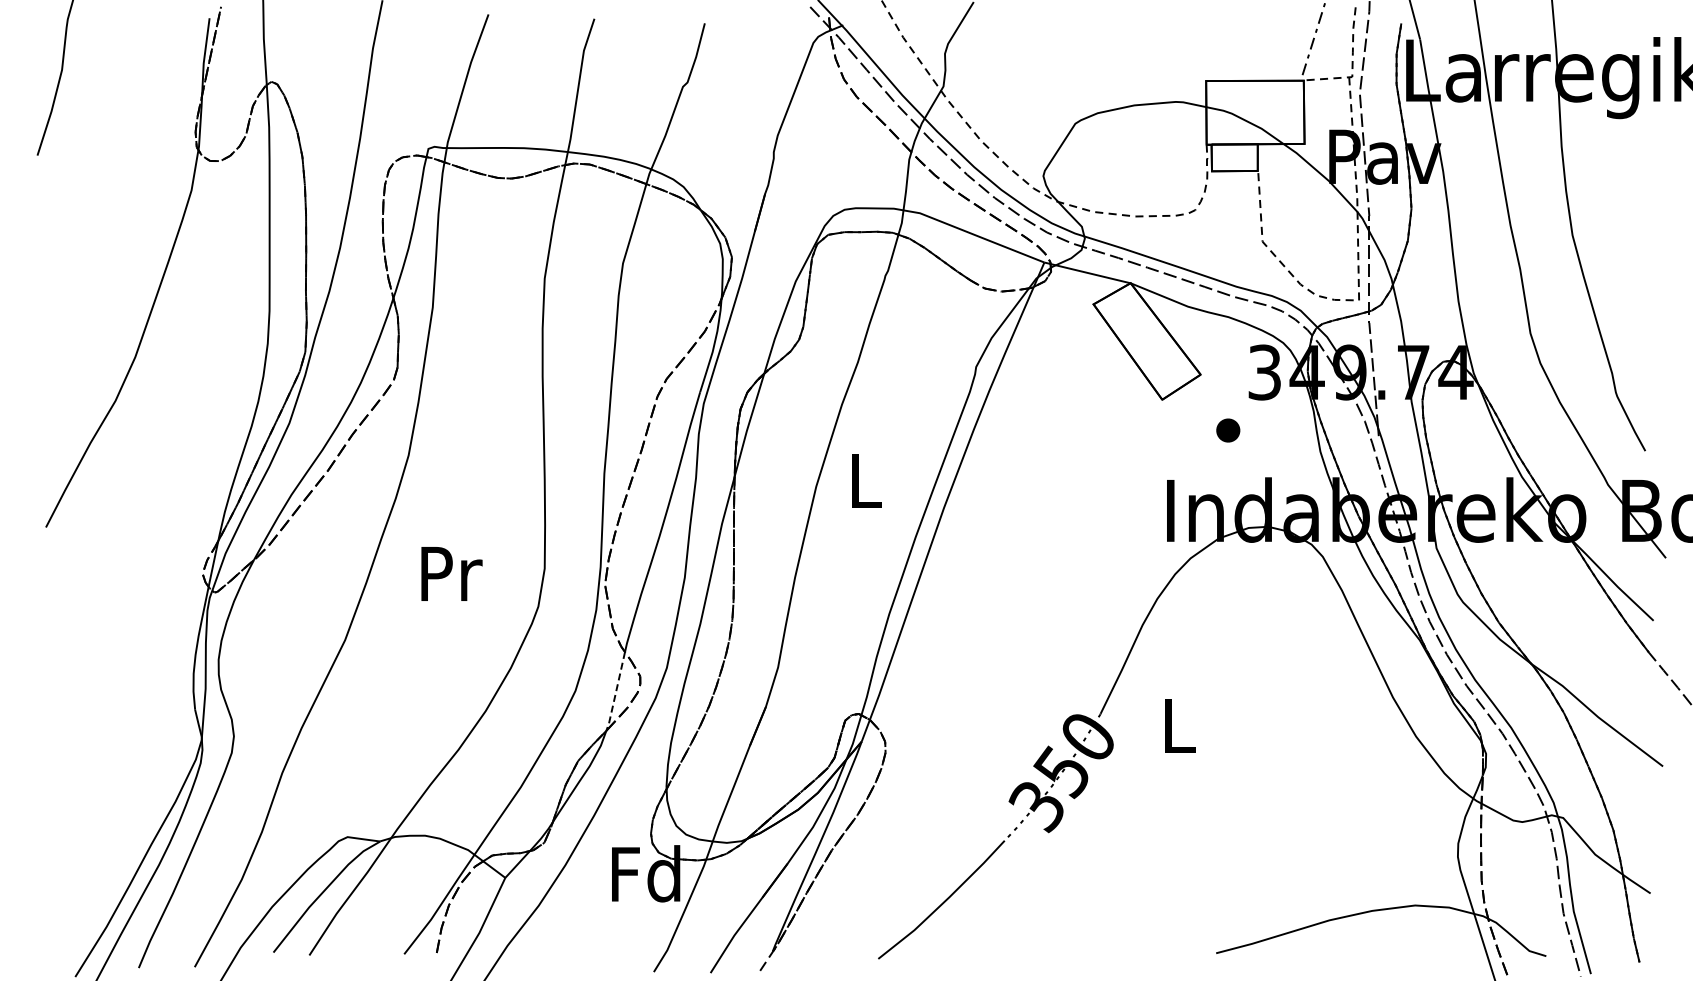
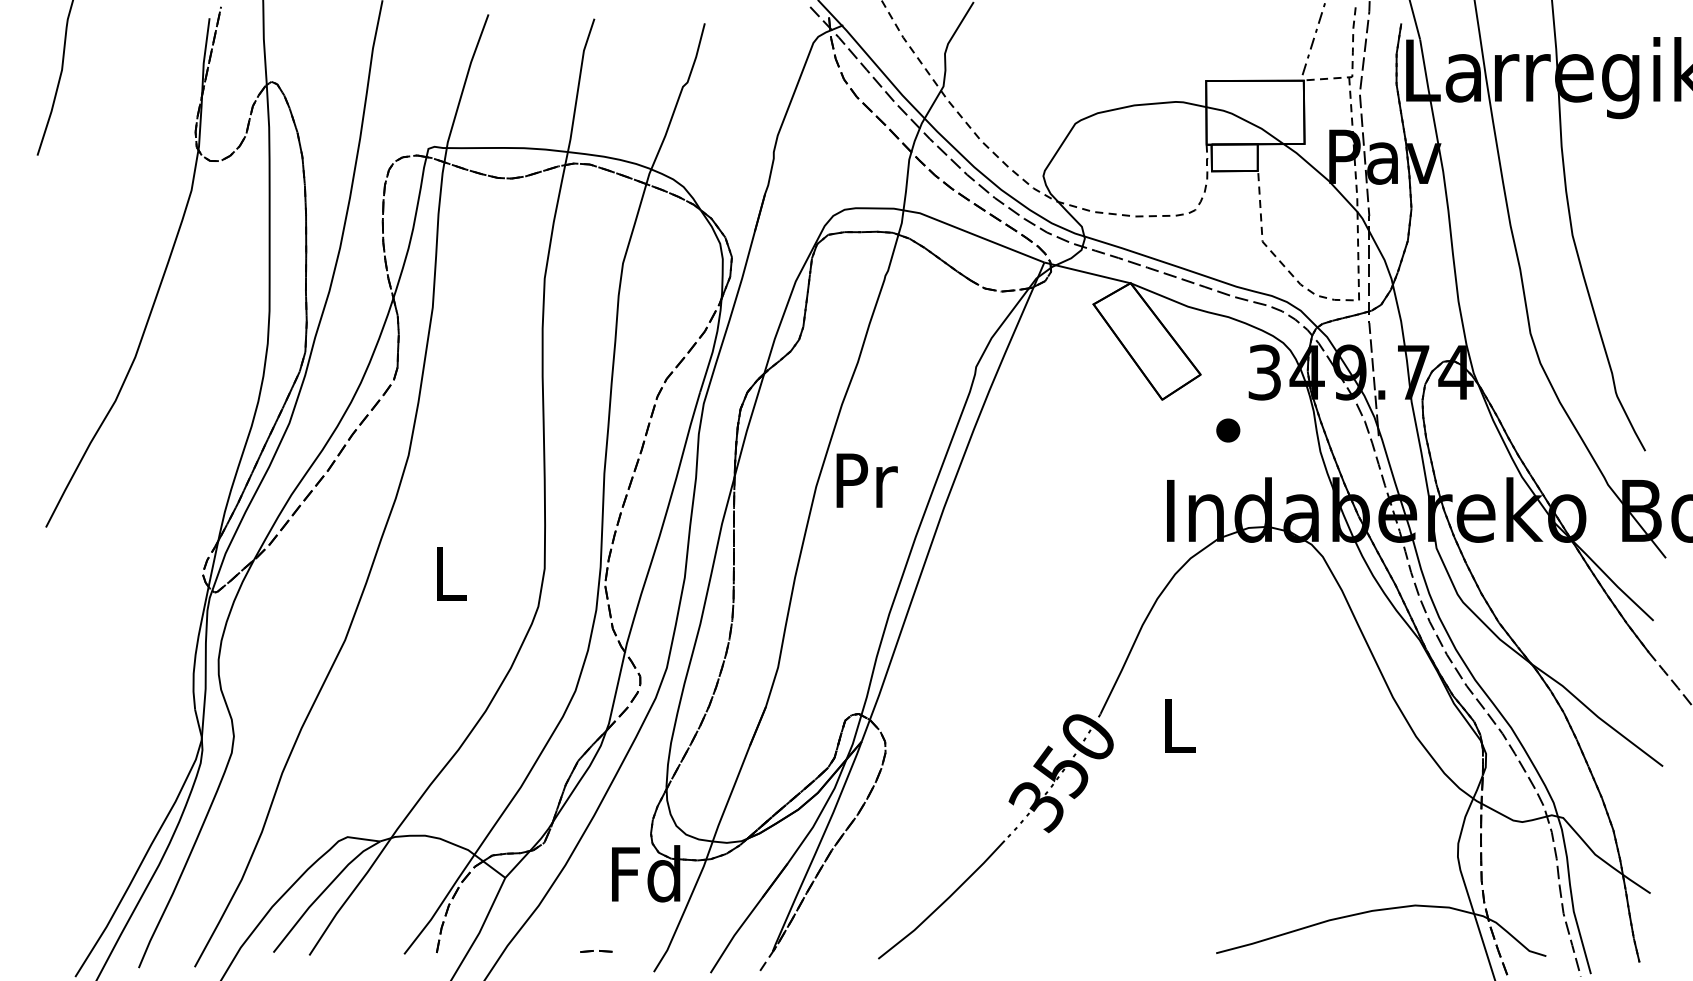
text: L -> Pr (866, 480)
text: Pr -> L (451, 573)
line: dashed -> solid (616, 692)
line: none -> present (593, 951)
